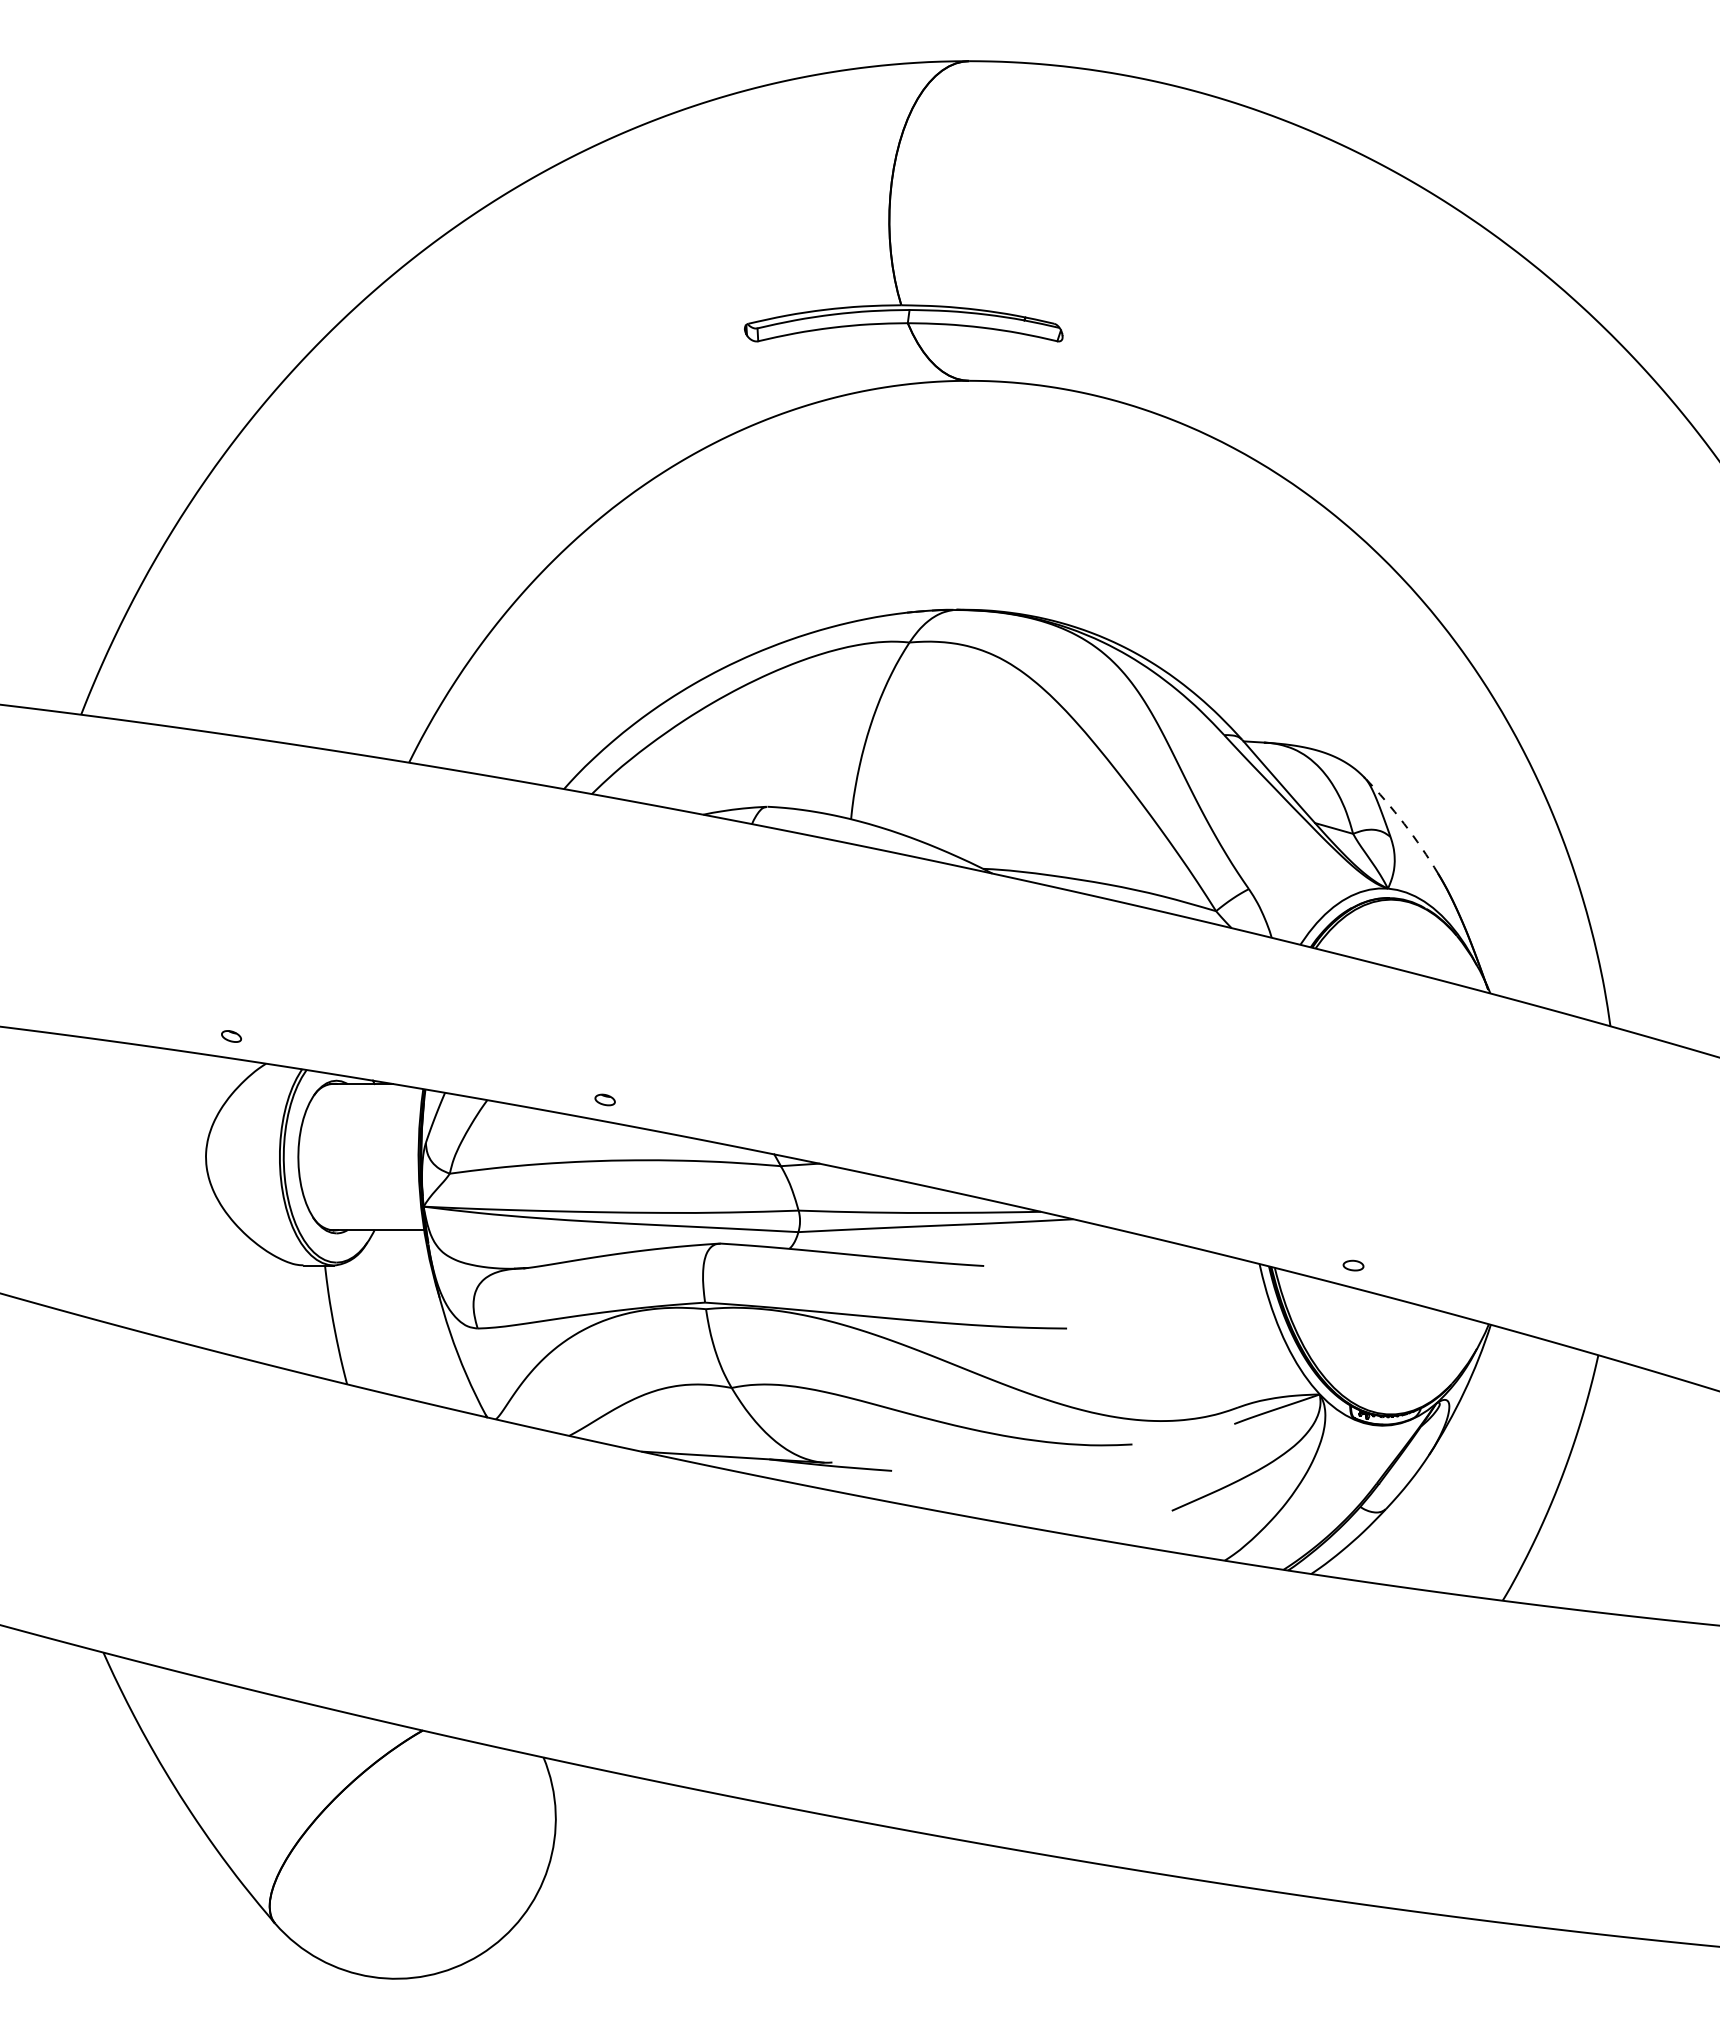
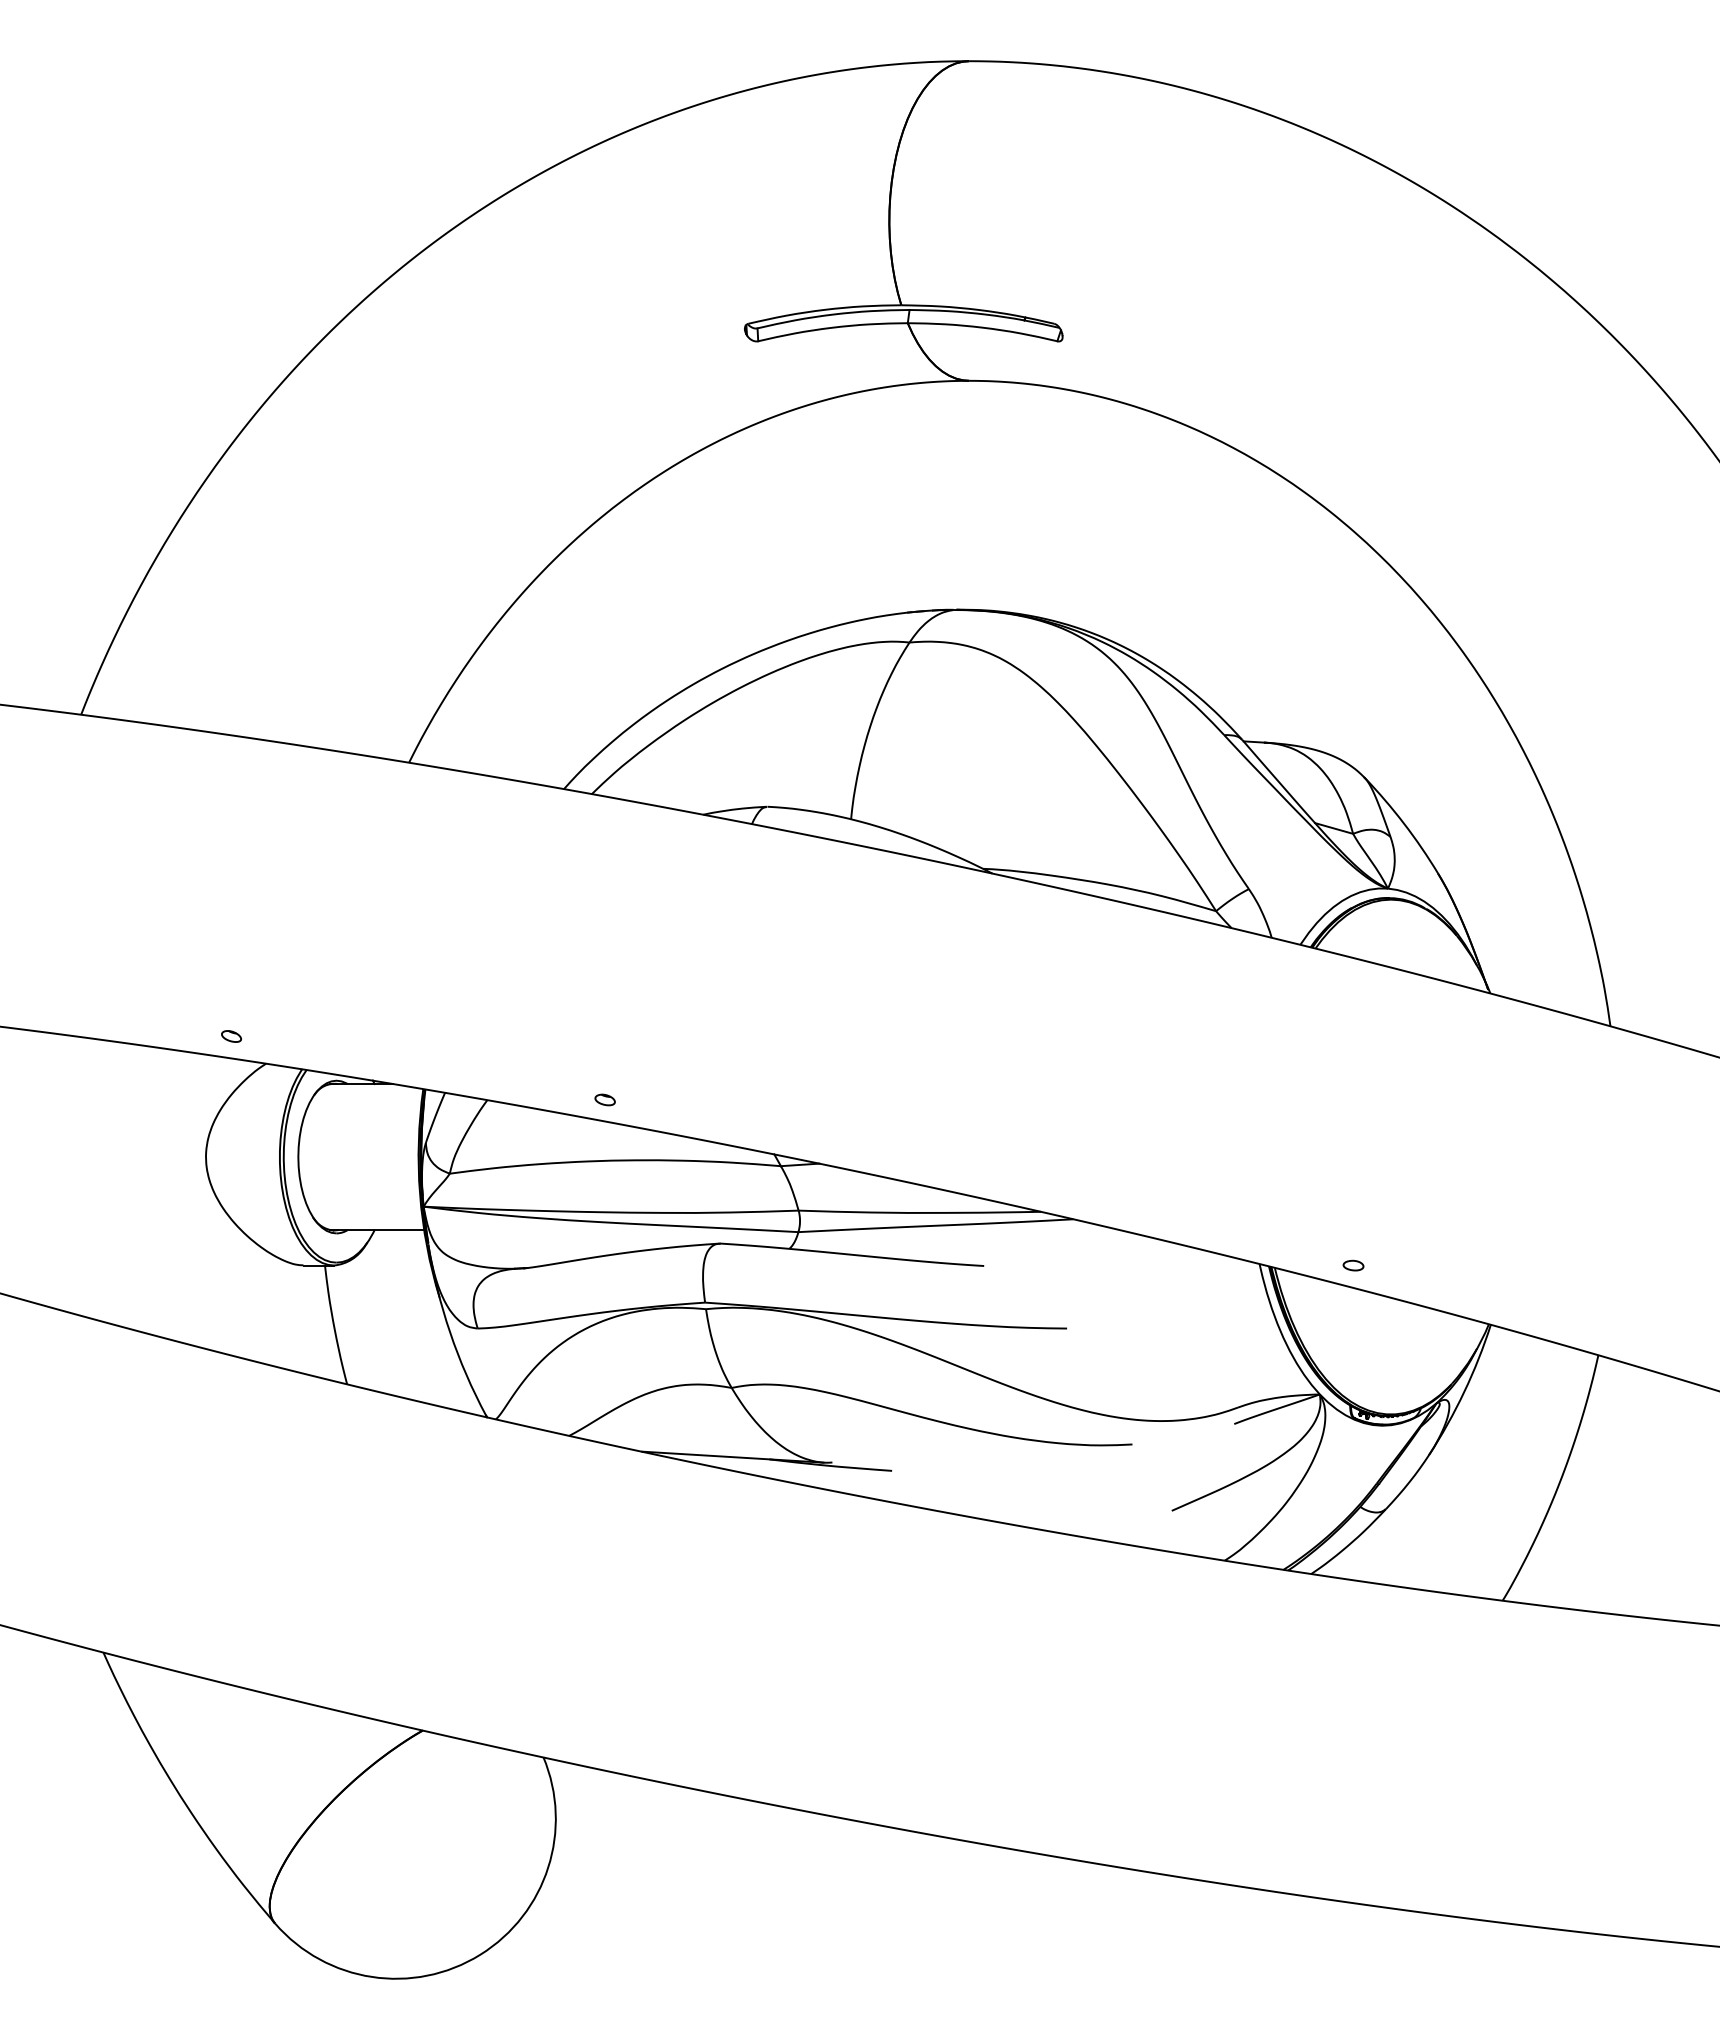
arc: dashed -> solid (1404, 823)
